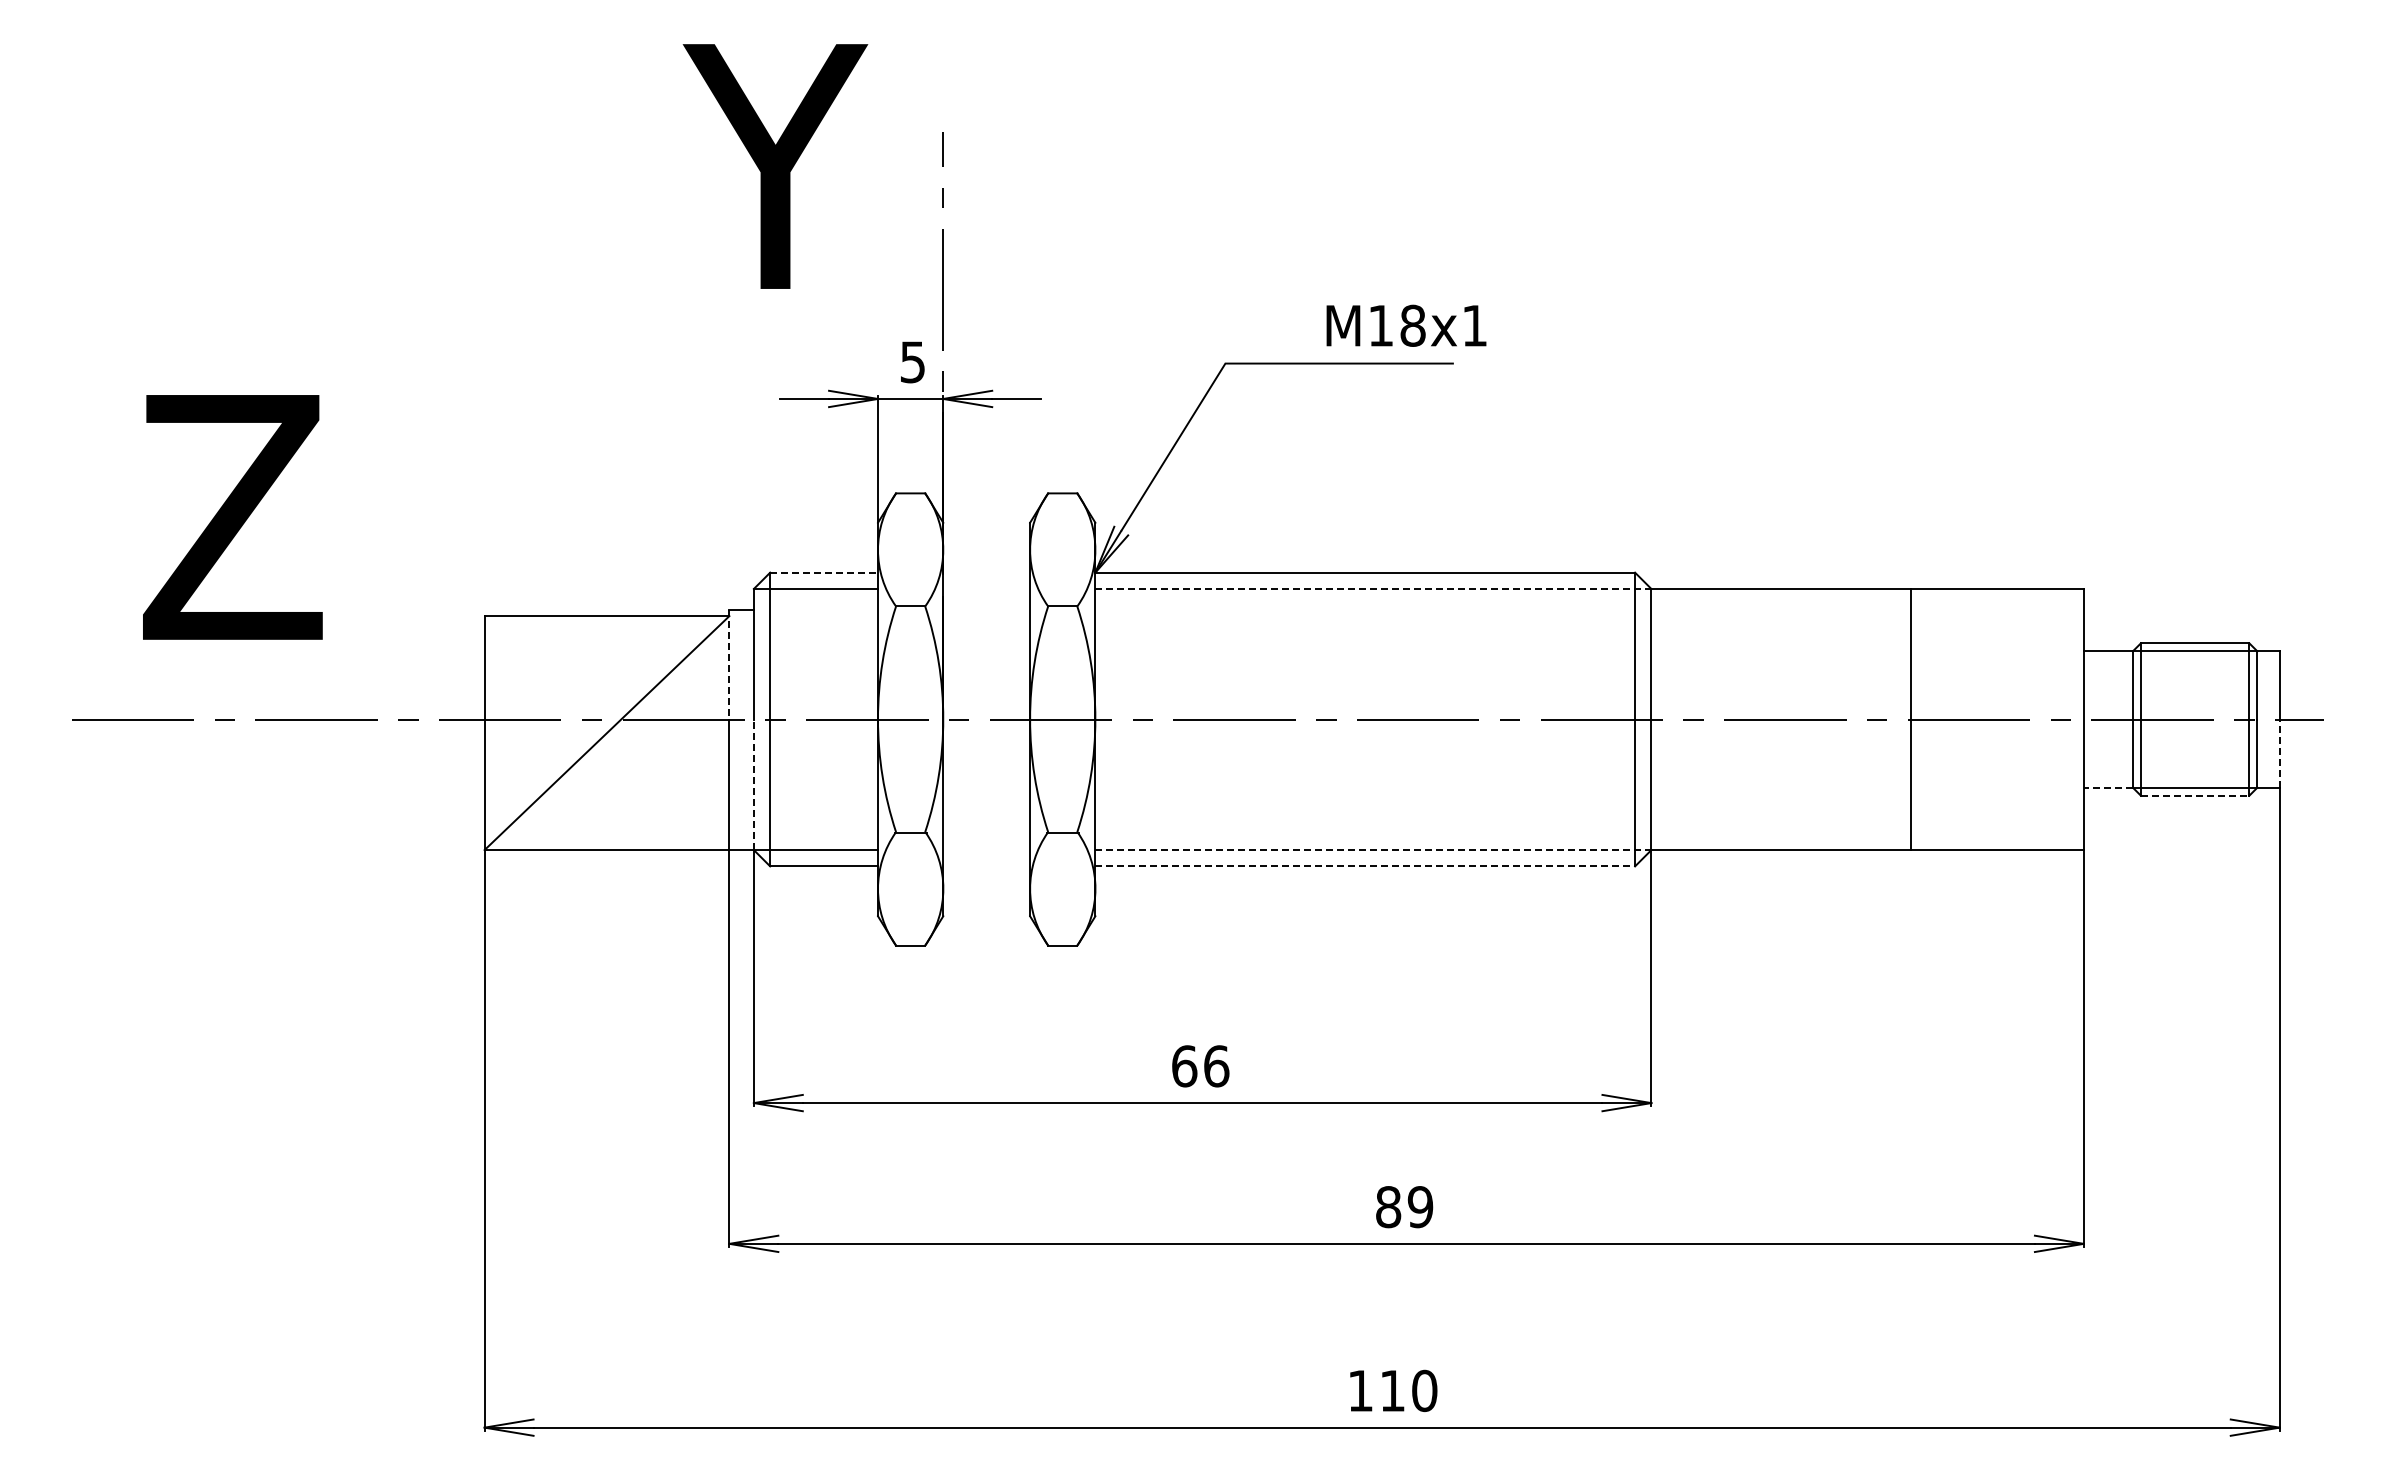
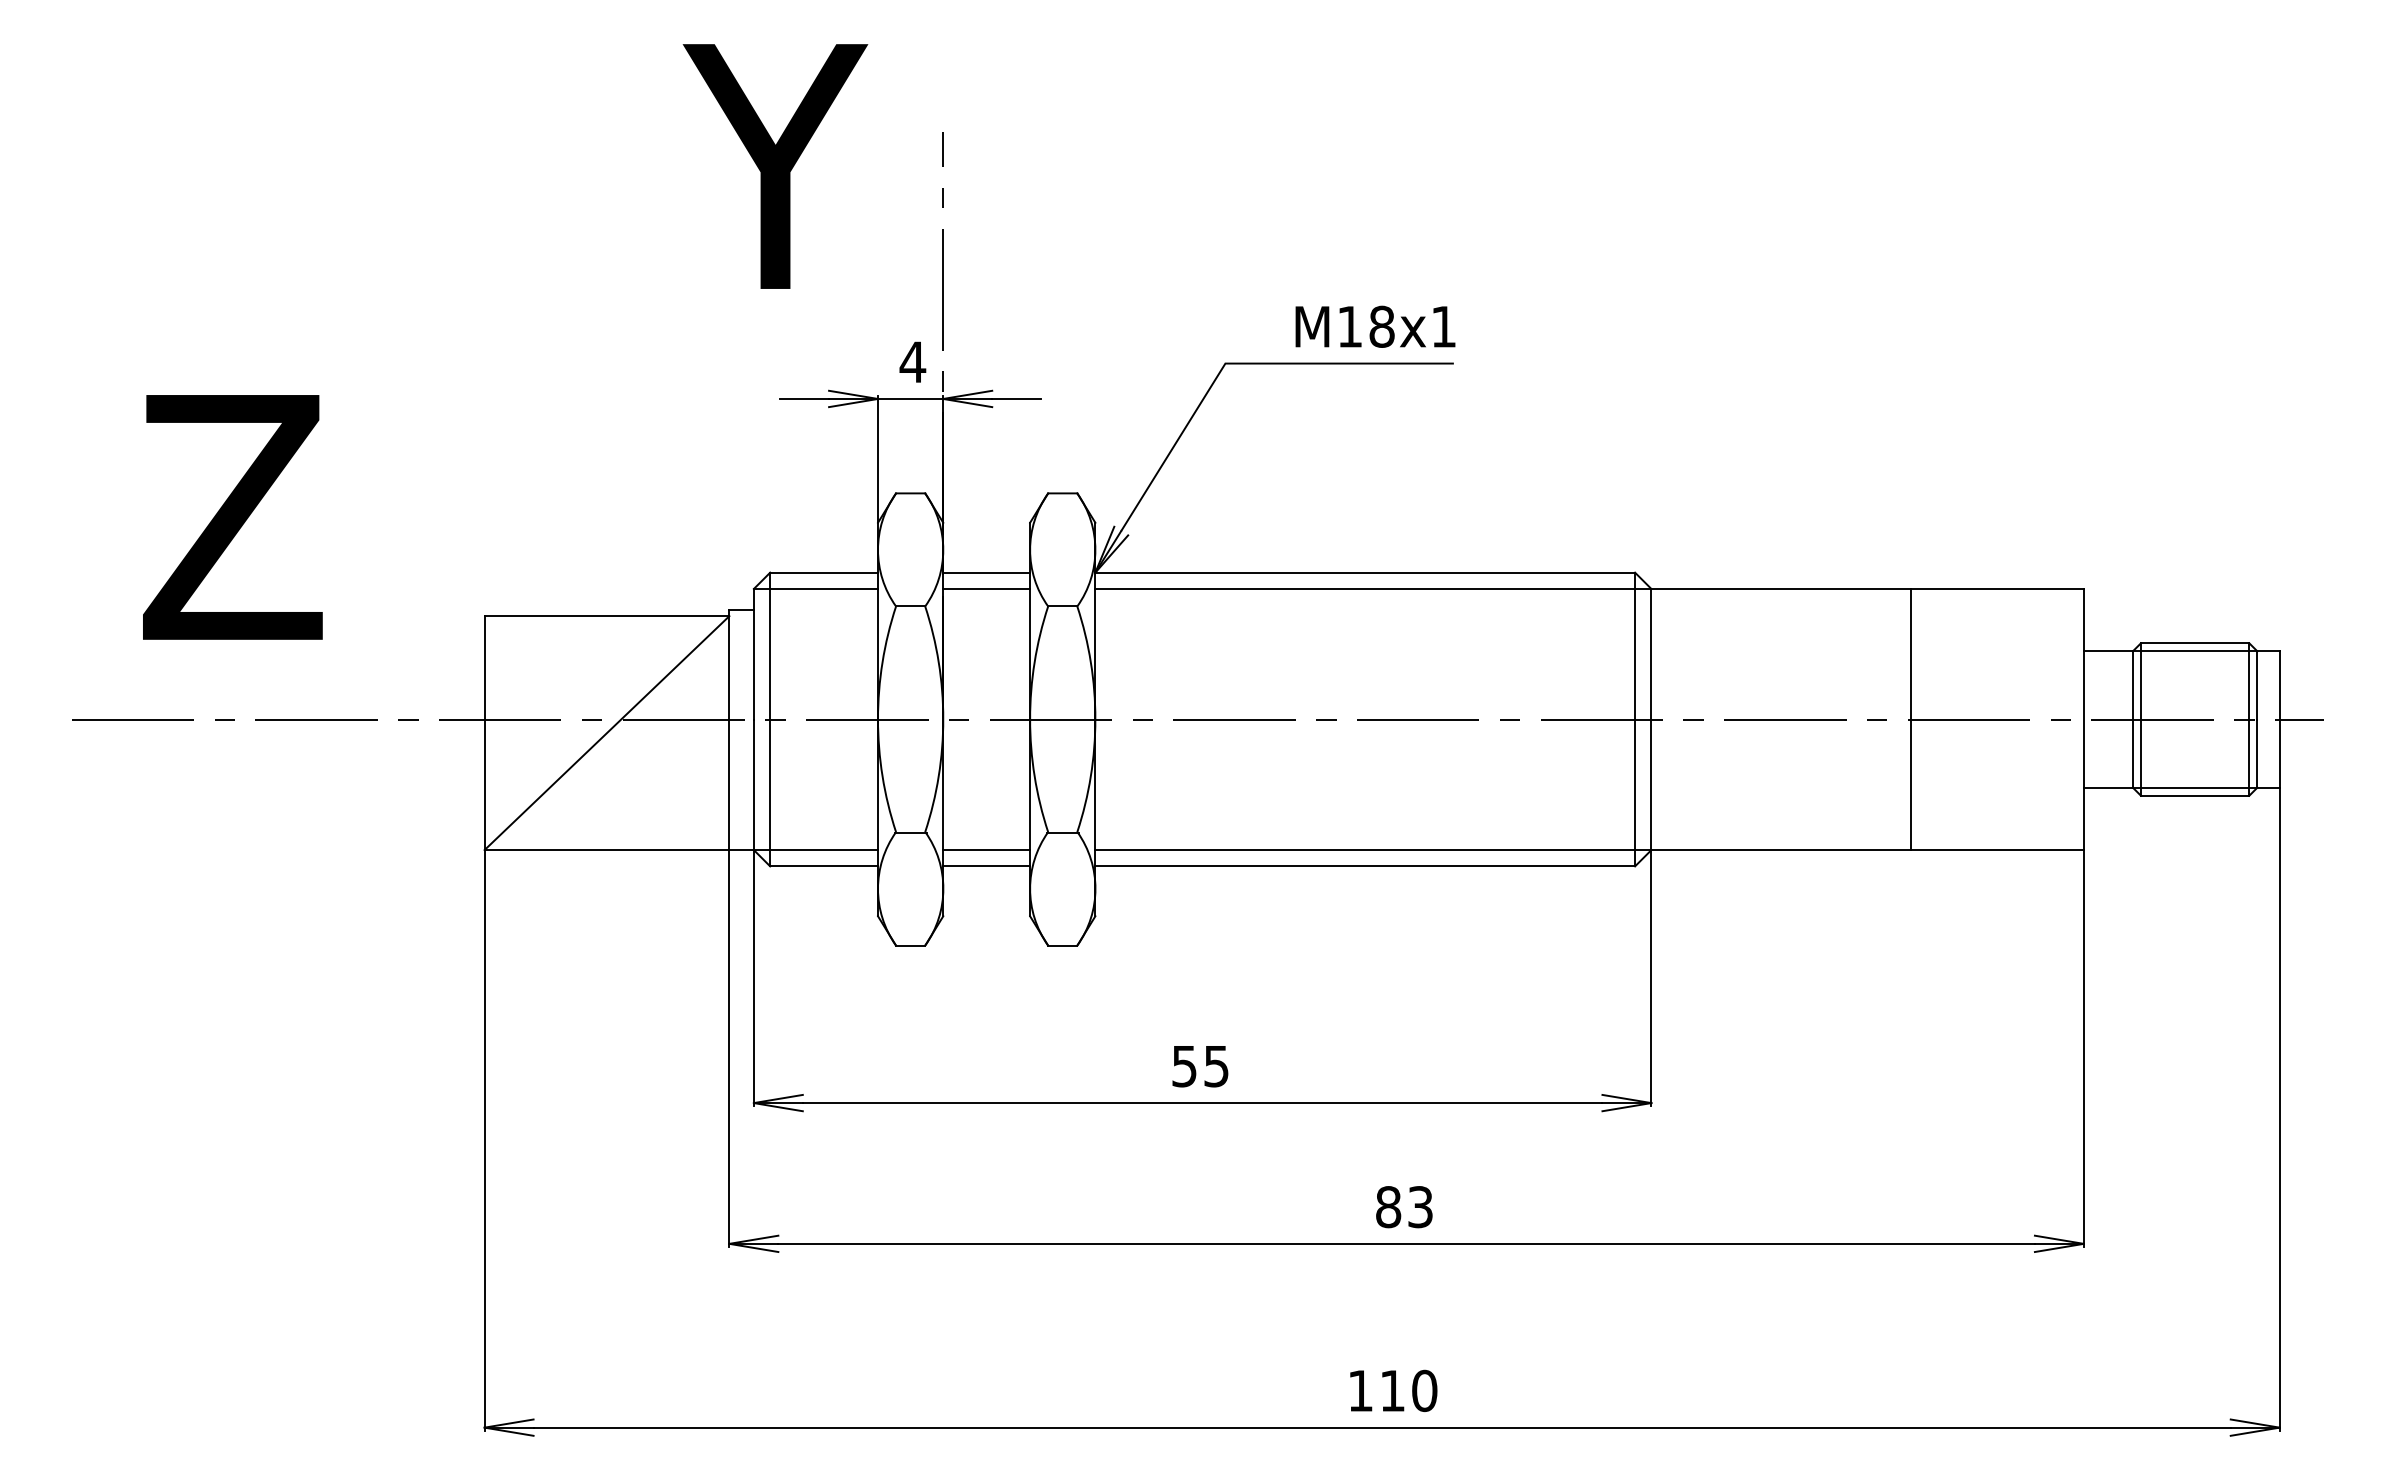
text position: (1406, 325) -> (1375, 326) (1375, 326)
text: 5 -> 4 (912, 362)
line: dashed -> solid (824, 572)
line: none -> present (986, 572)
line: none -> present (986, 588)
line: dashed -> solid (1373, 588)
line: dashed -> solid (729, 664)
line: dashed -> solid (2279, 753)
line: dashed -> solid (753, 784)
line: dashed -> solid (2107, 787)
line: dashed -> solid (2195, 795)
line: none -> present (986, 850)
line: dashed -> solid (1373, 850)
line: none -> present (986, 866)
line: dashed -> solid (1365, 866)
text: 66 -> 55 (1200, 1066)
text: 89 -> 83 (1420, 1207)
